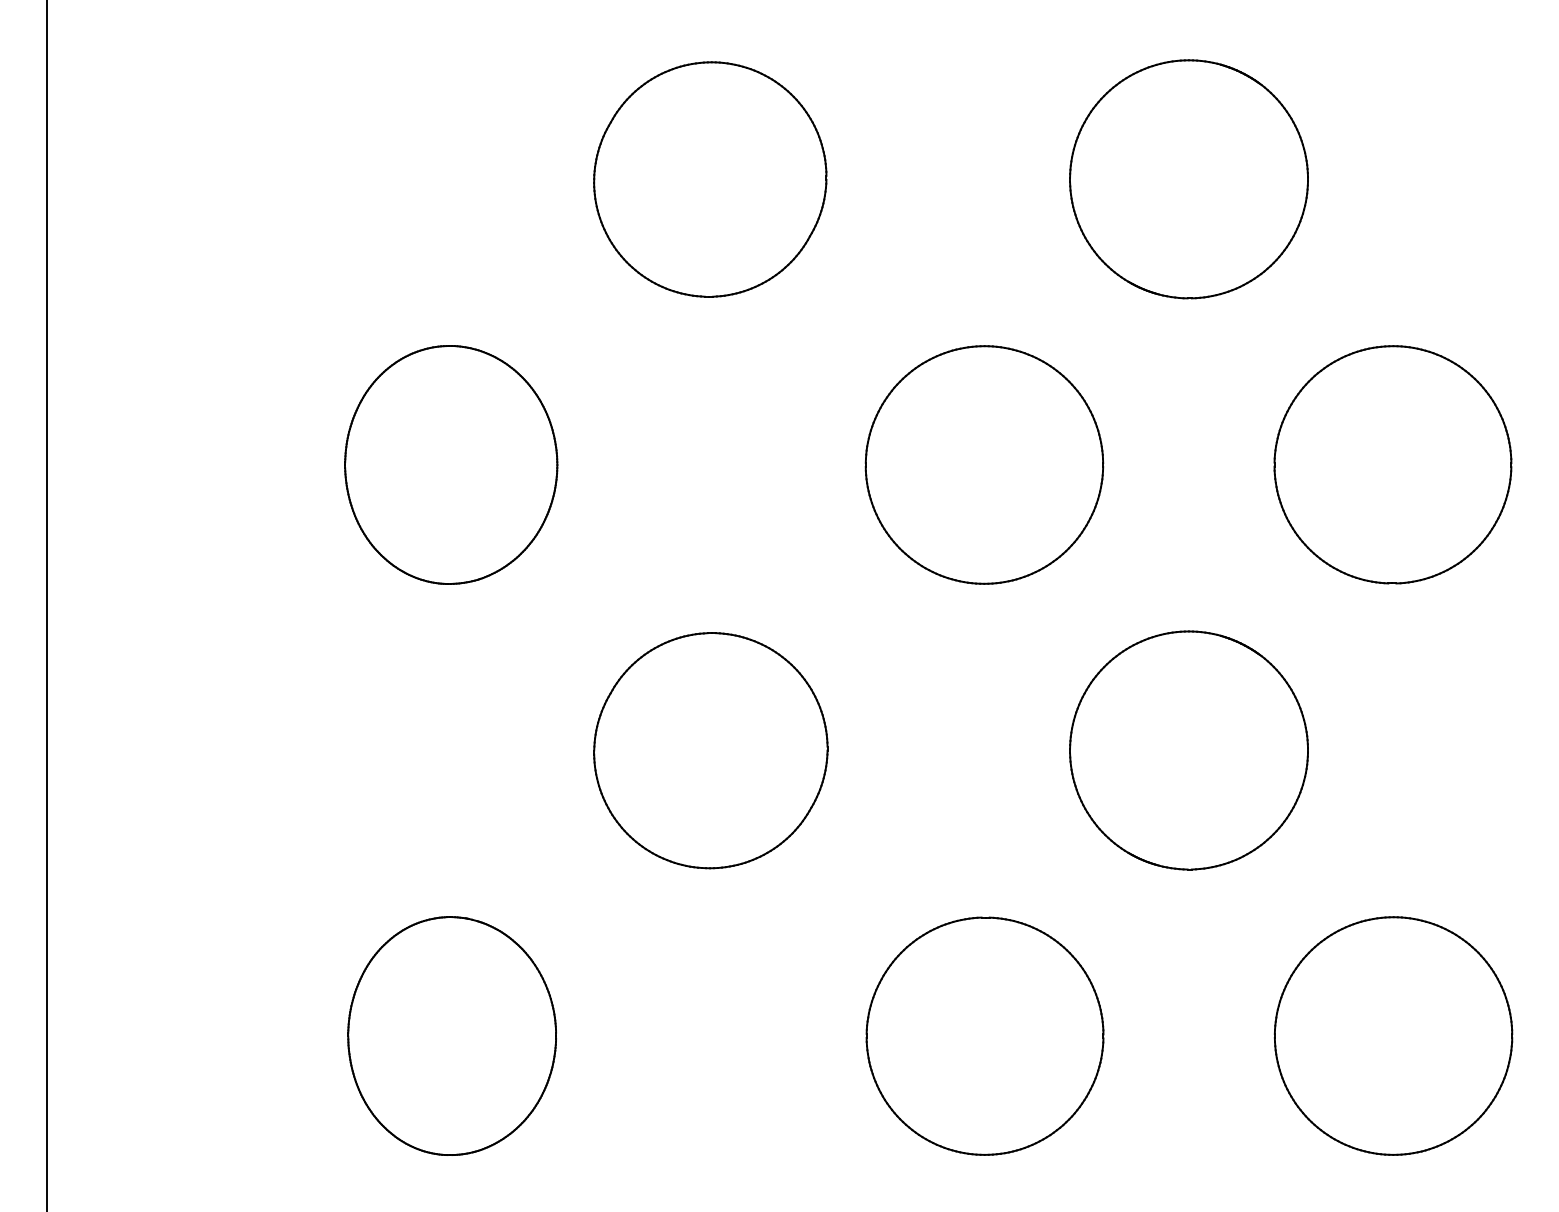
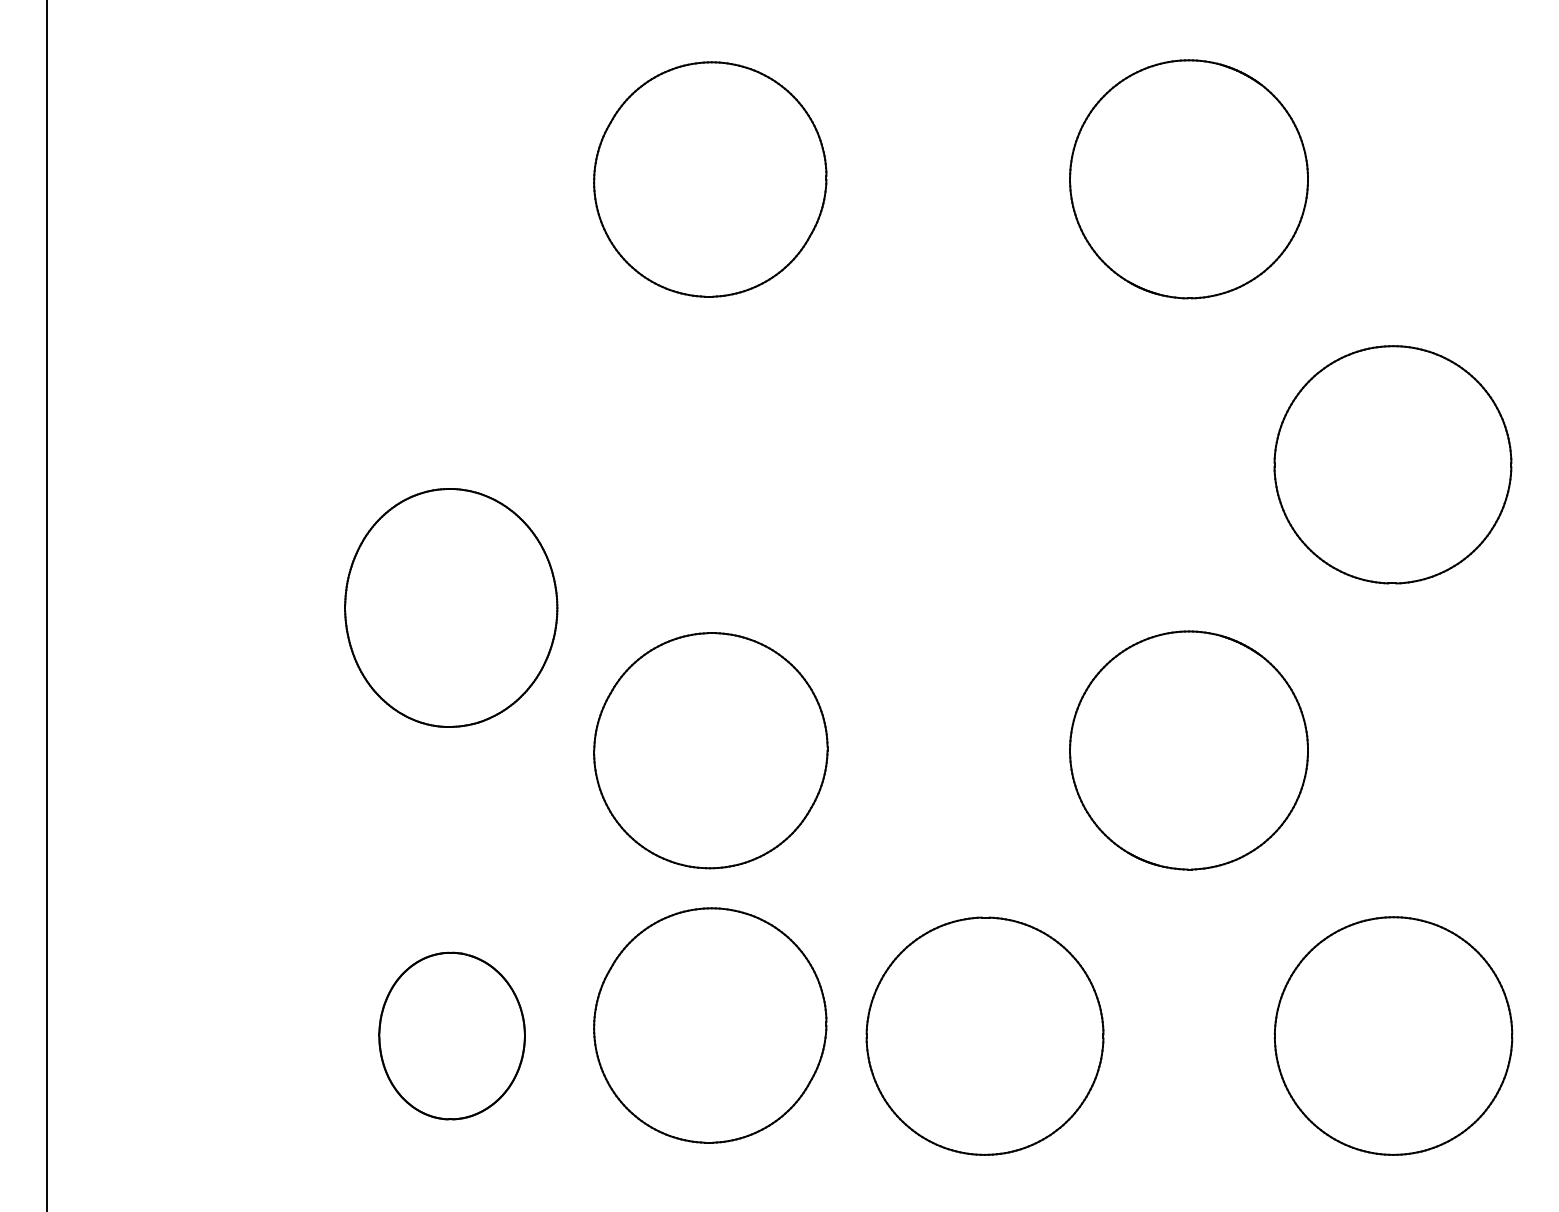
part position: (451, 464) -> (451, 607) (451, 607)
part: present -> none (984, 464)
part: none -> present (710, 1025)
part size: 210x240 px -> 148x170 px (451, 1035)
